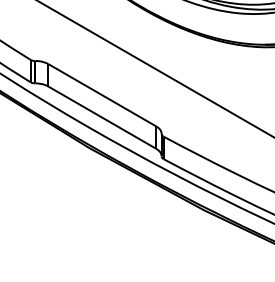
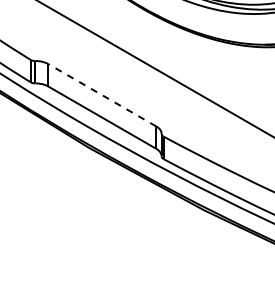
line: solid -> dashed (101, 95)
